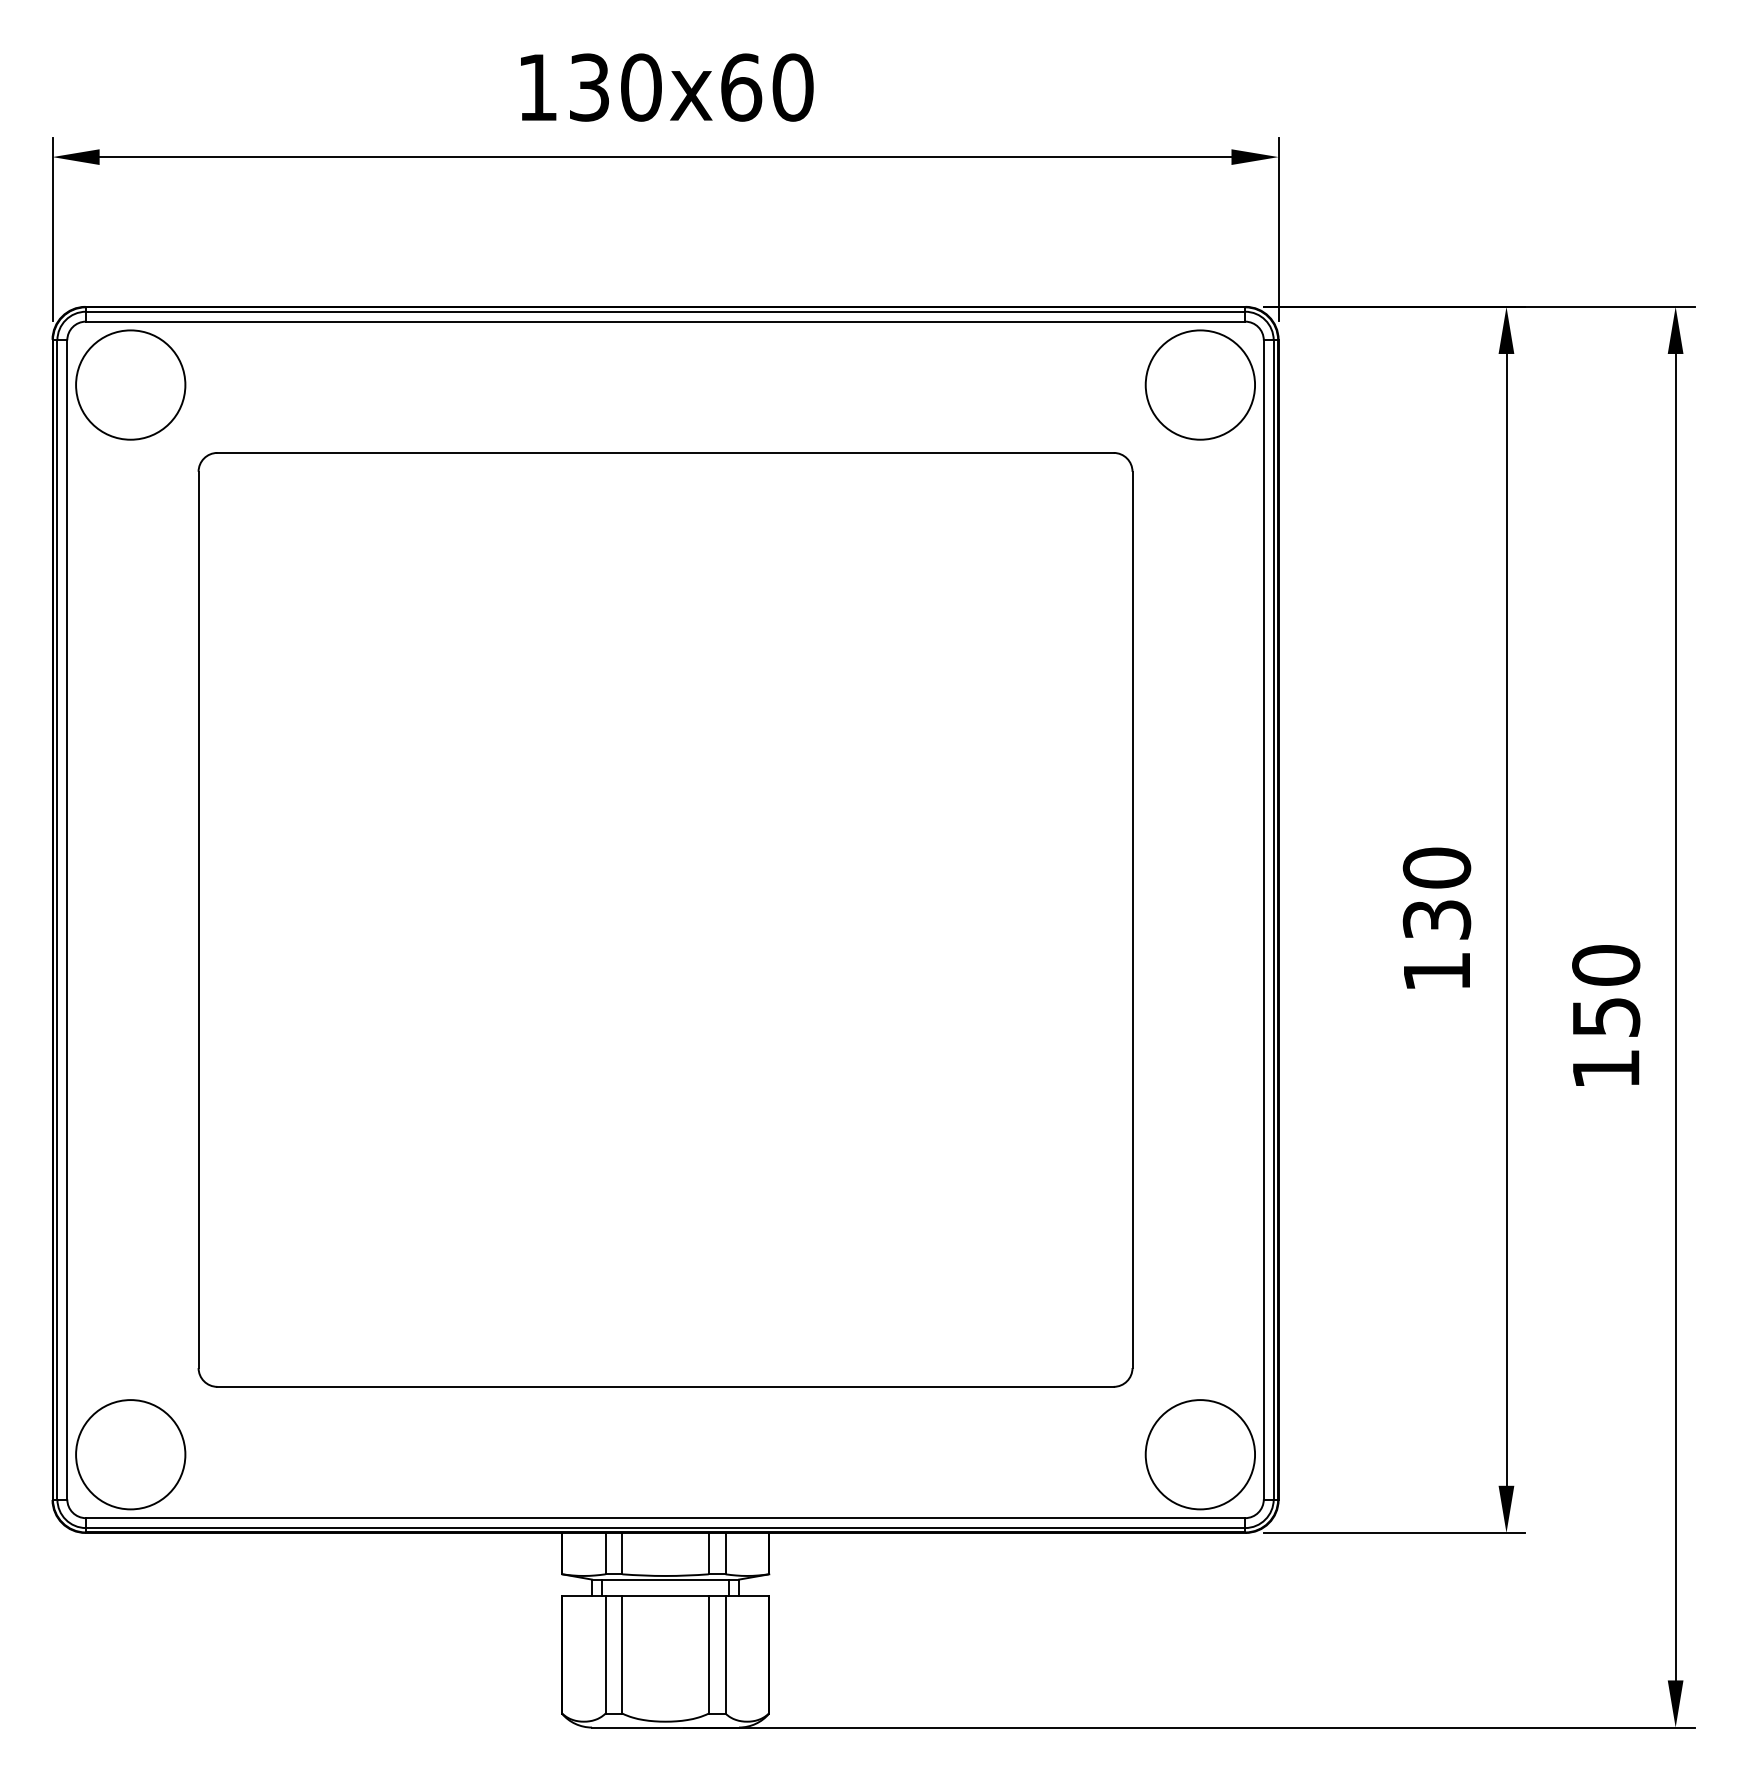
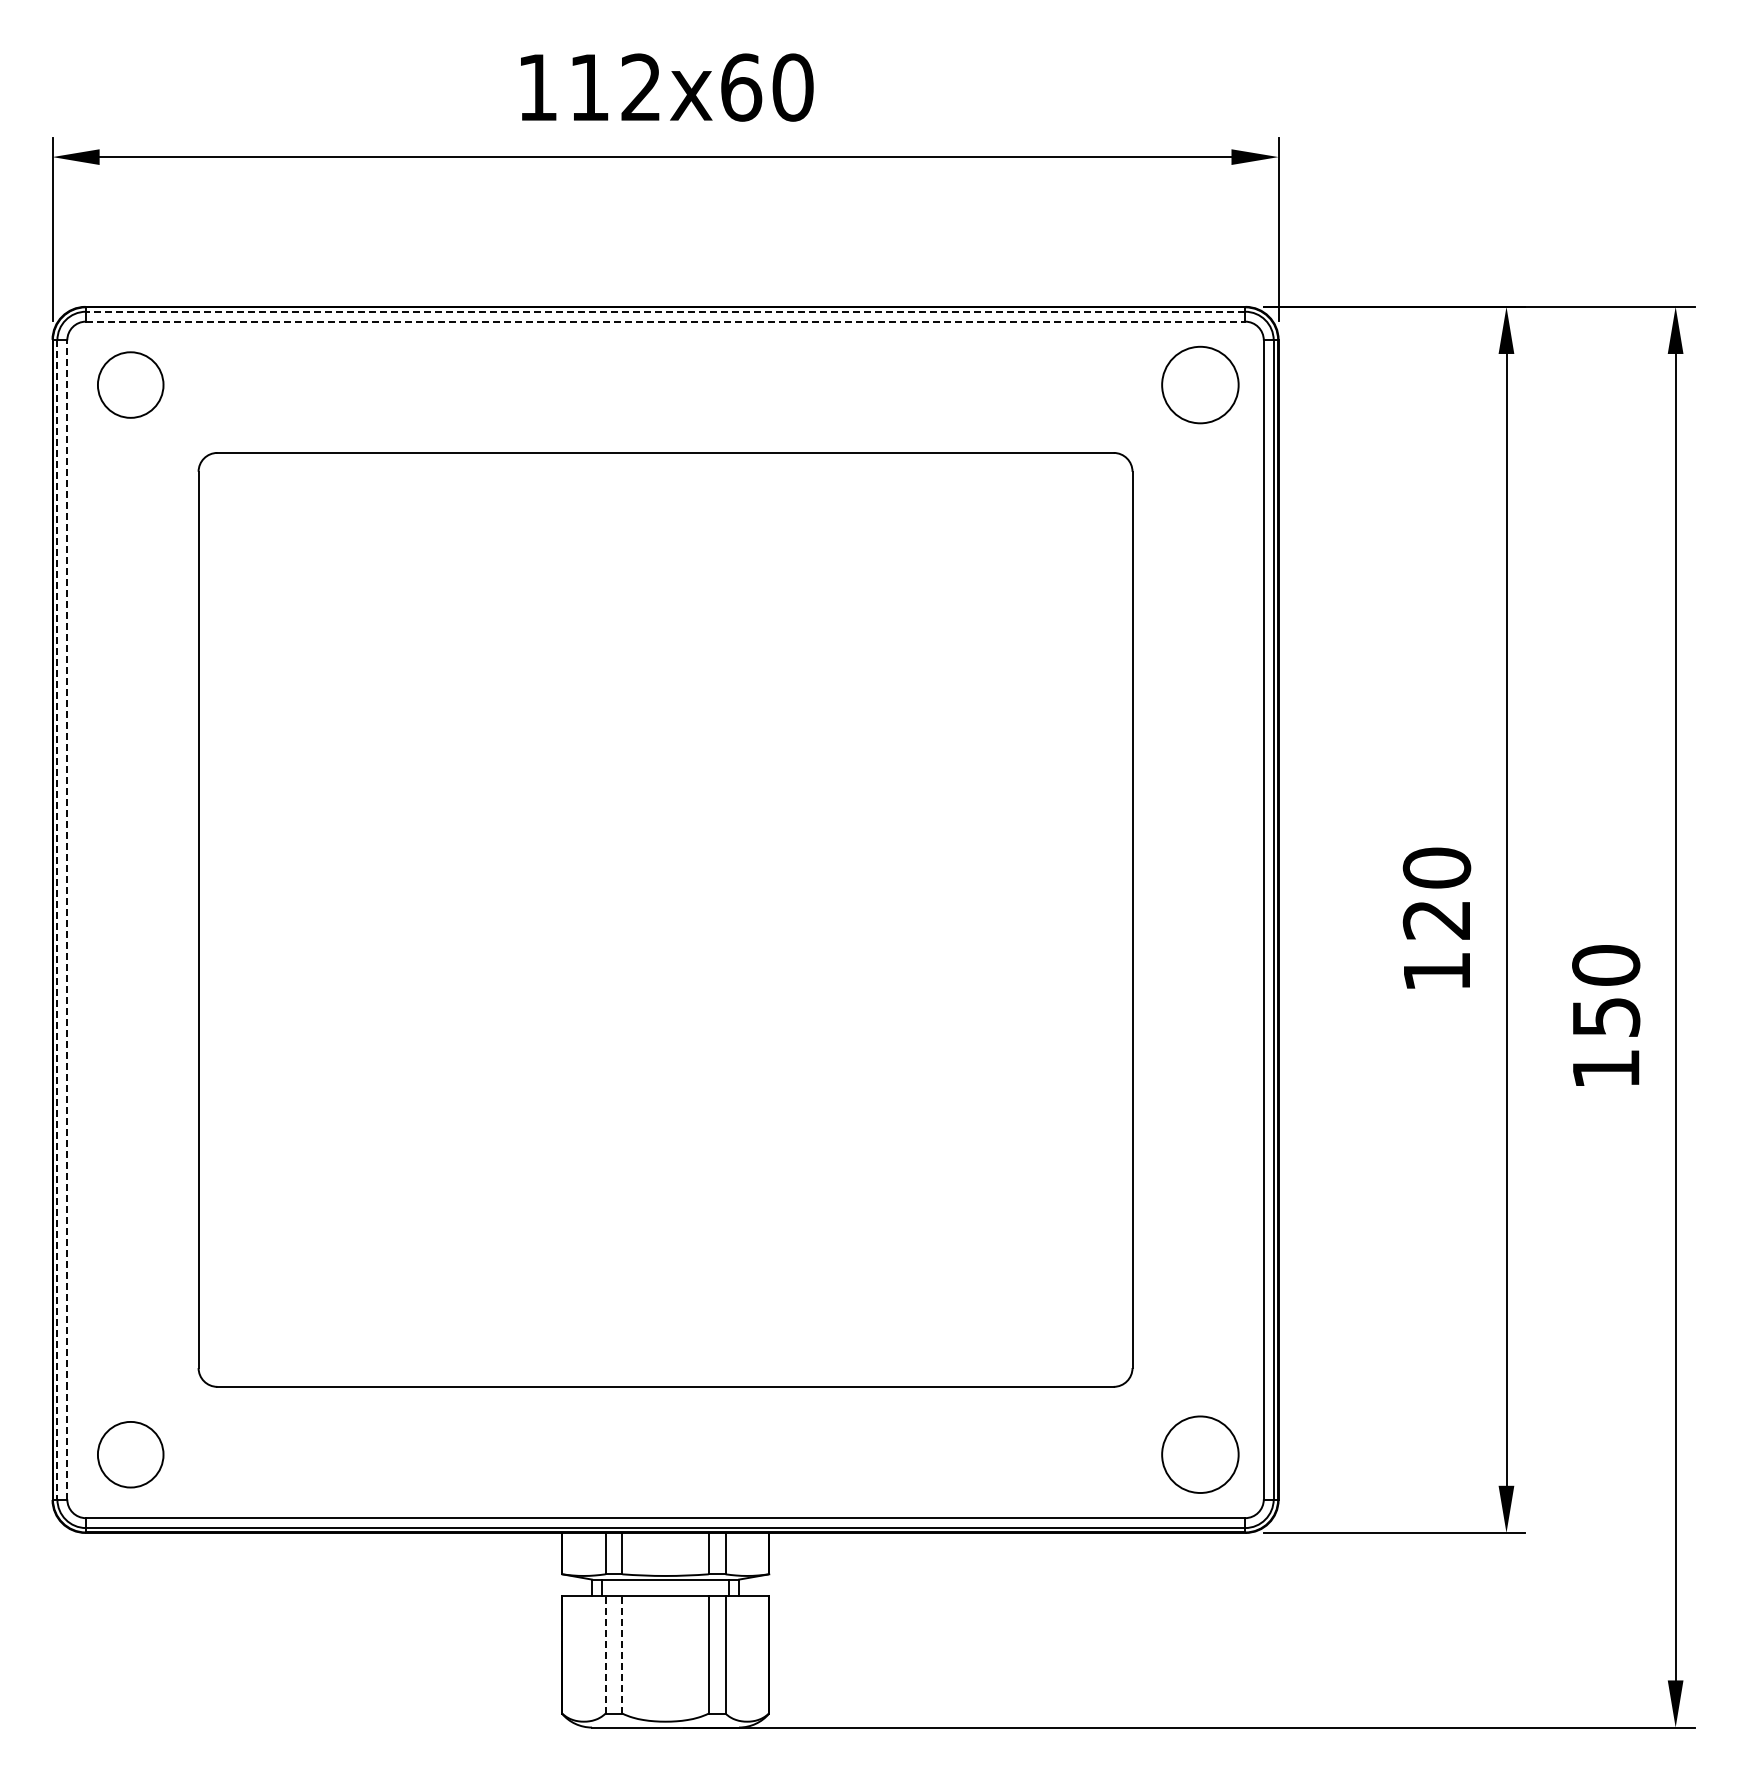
text: 130x60 -> 112x60 (615, 87)
line: solid -> dashed (665, 311)
line: solid -> dashed (665, 321)
circle diameter: 109 px -> 66 px (130, 384)
circle diameter: 109 px -> 77 px (1200, 384)
line: solid -> dashed (57, 919)
line: solid -> dashed (67, 919)
text: 130 -> 120 (1437, 919)
circle diameter: 109 px -> 66 px (130, 1454)
circle diameter: 109 px -> 77 px (1200, 1454)
line: solid -> dashed (605, 1654)
line: solid -> dashed (622, 1654)
